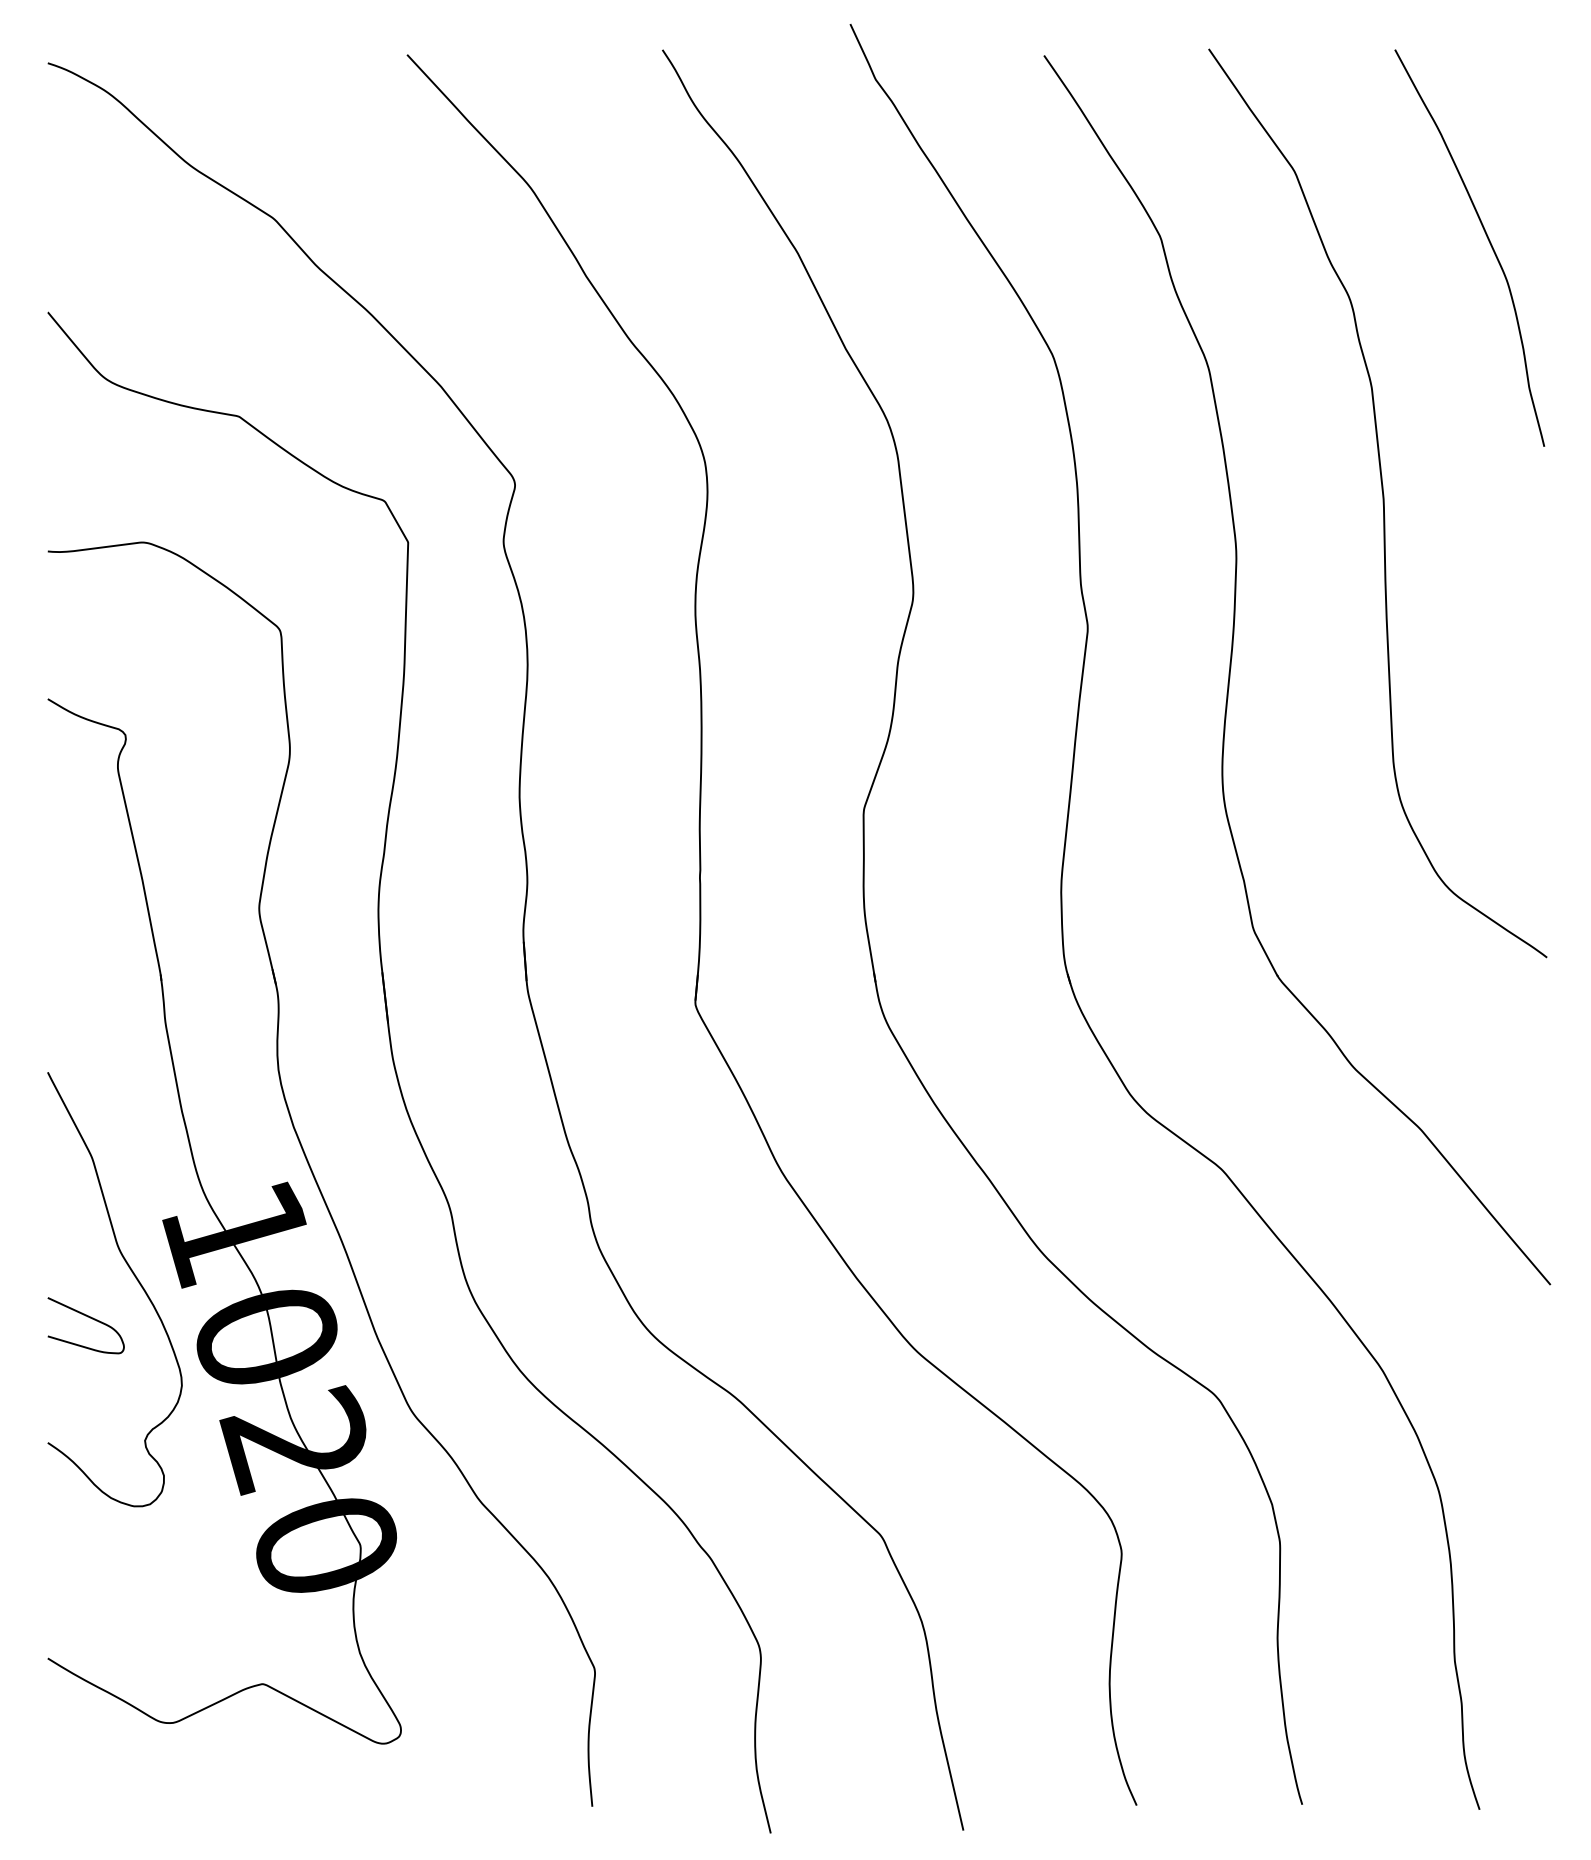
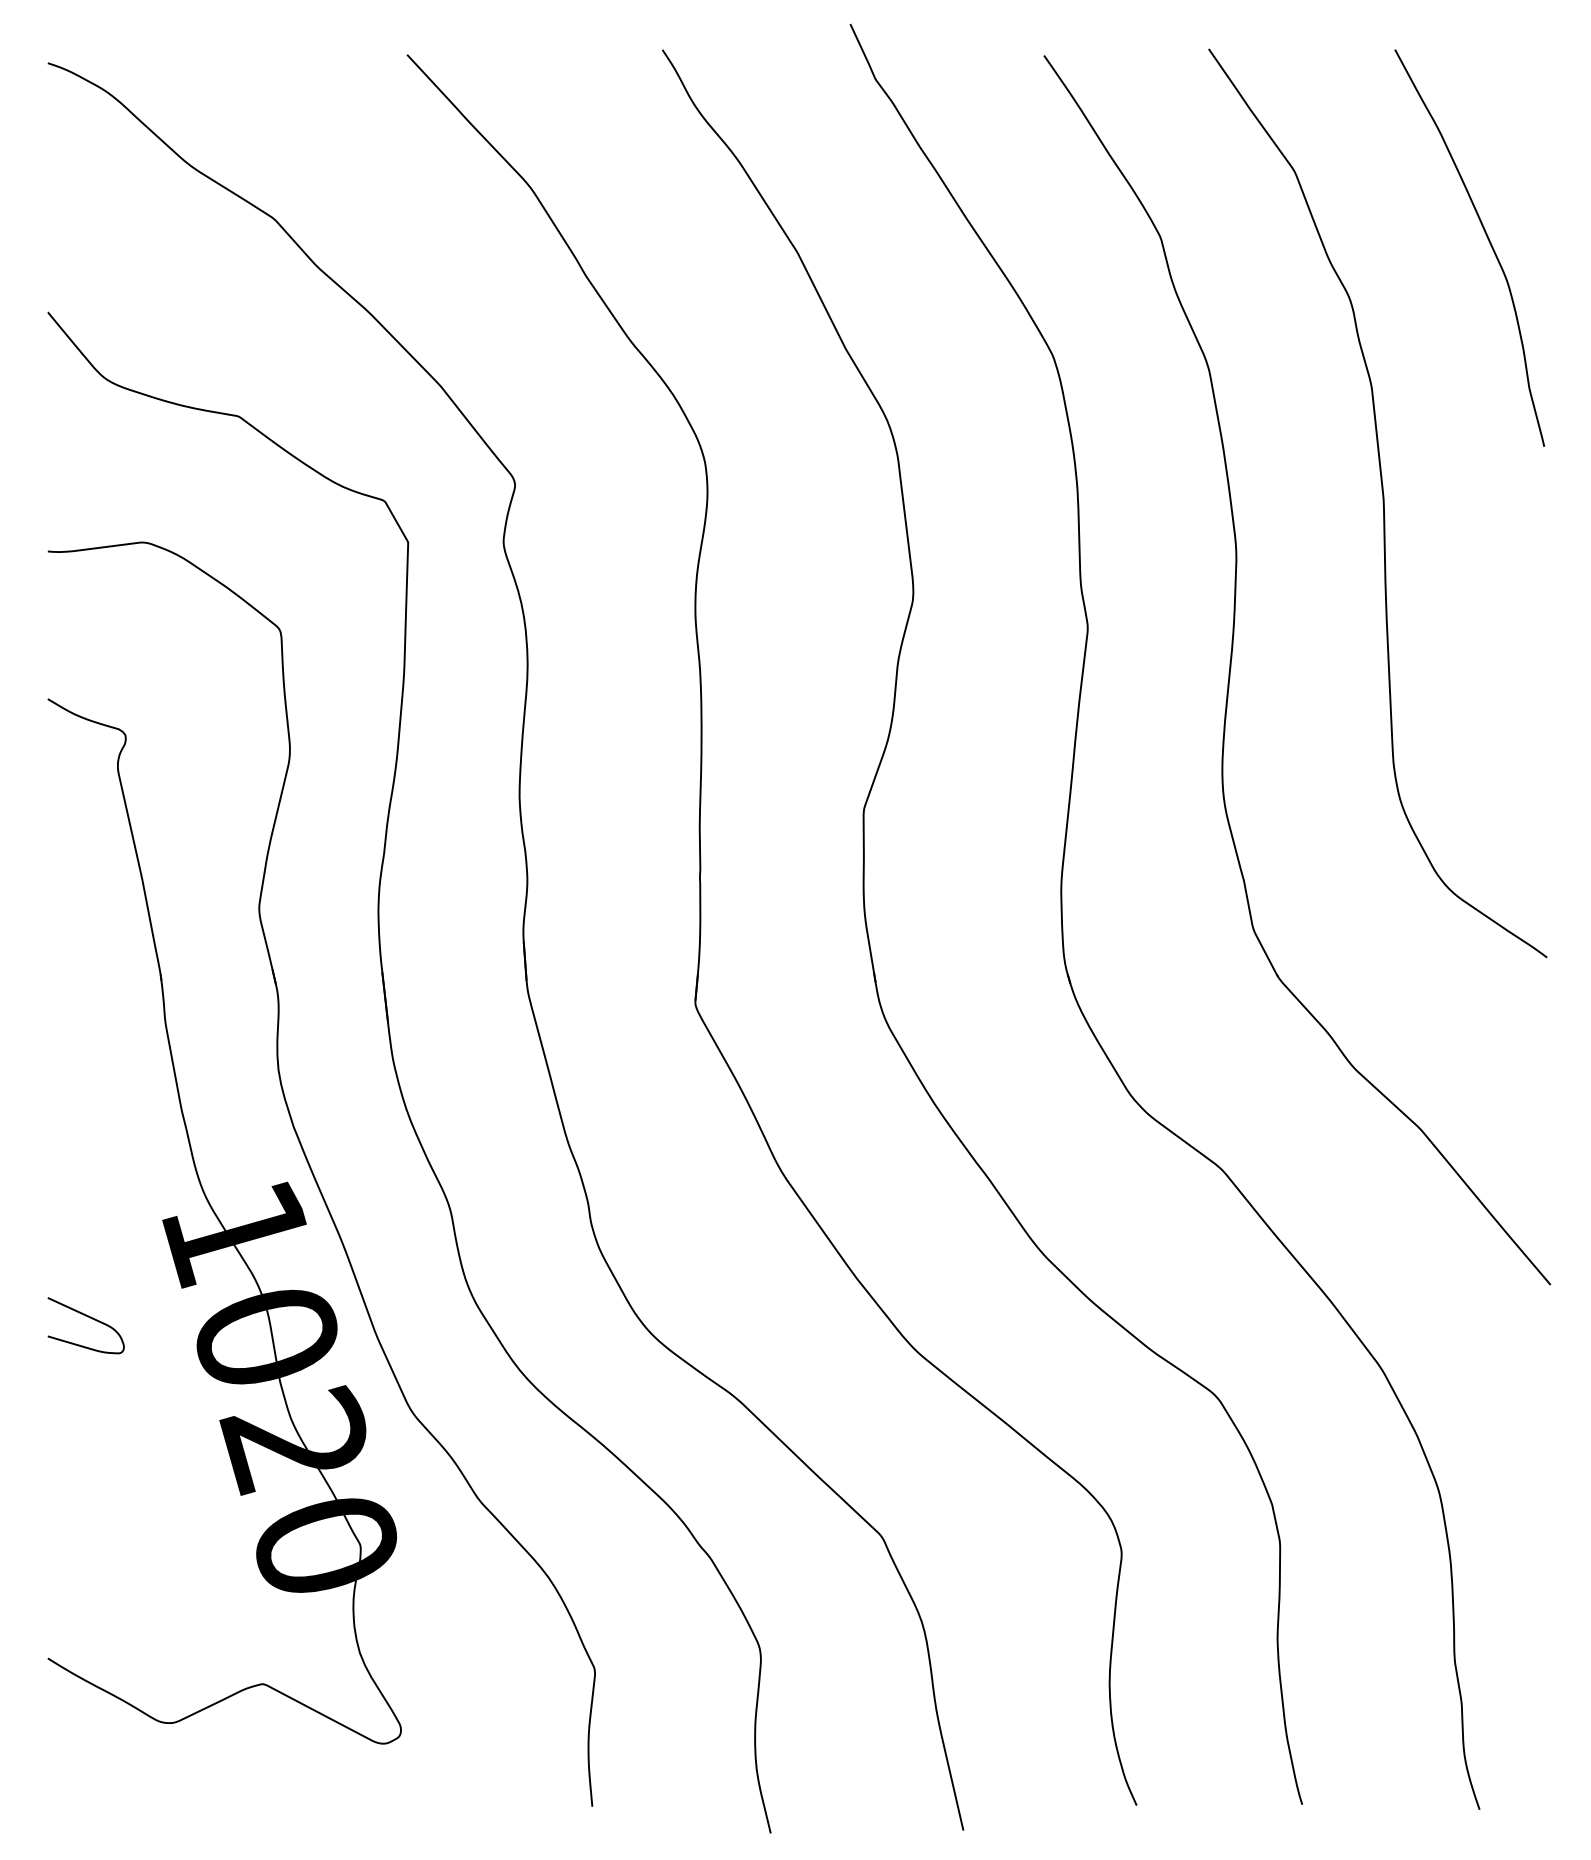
curve: present -> none (133, 1275)
